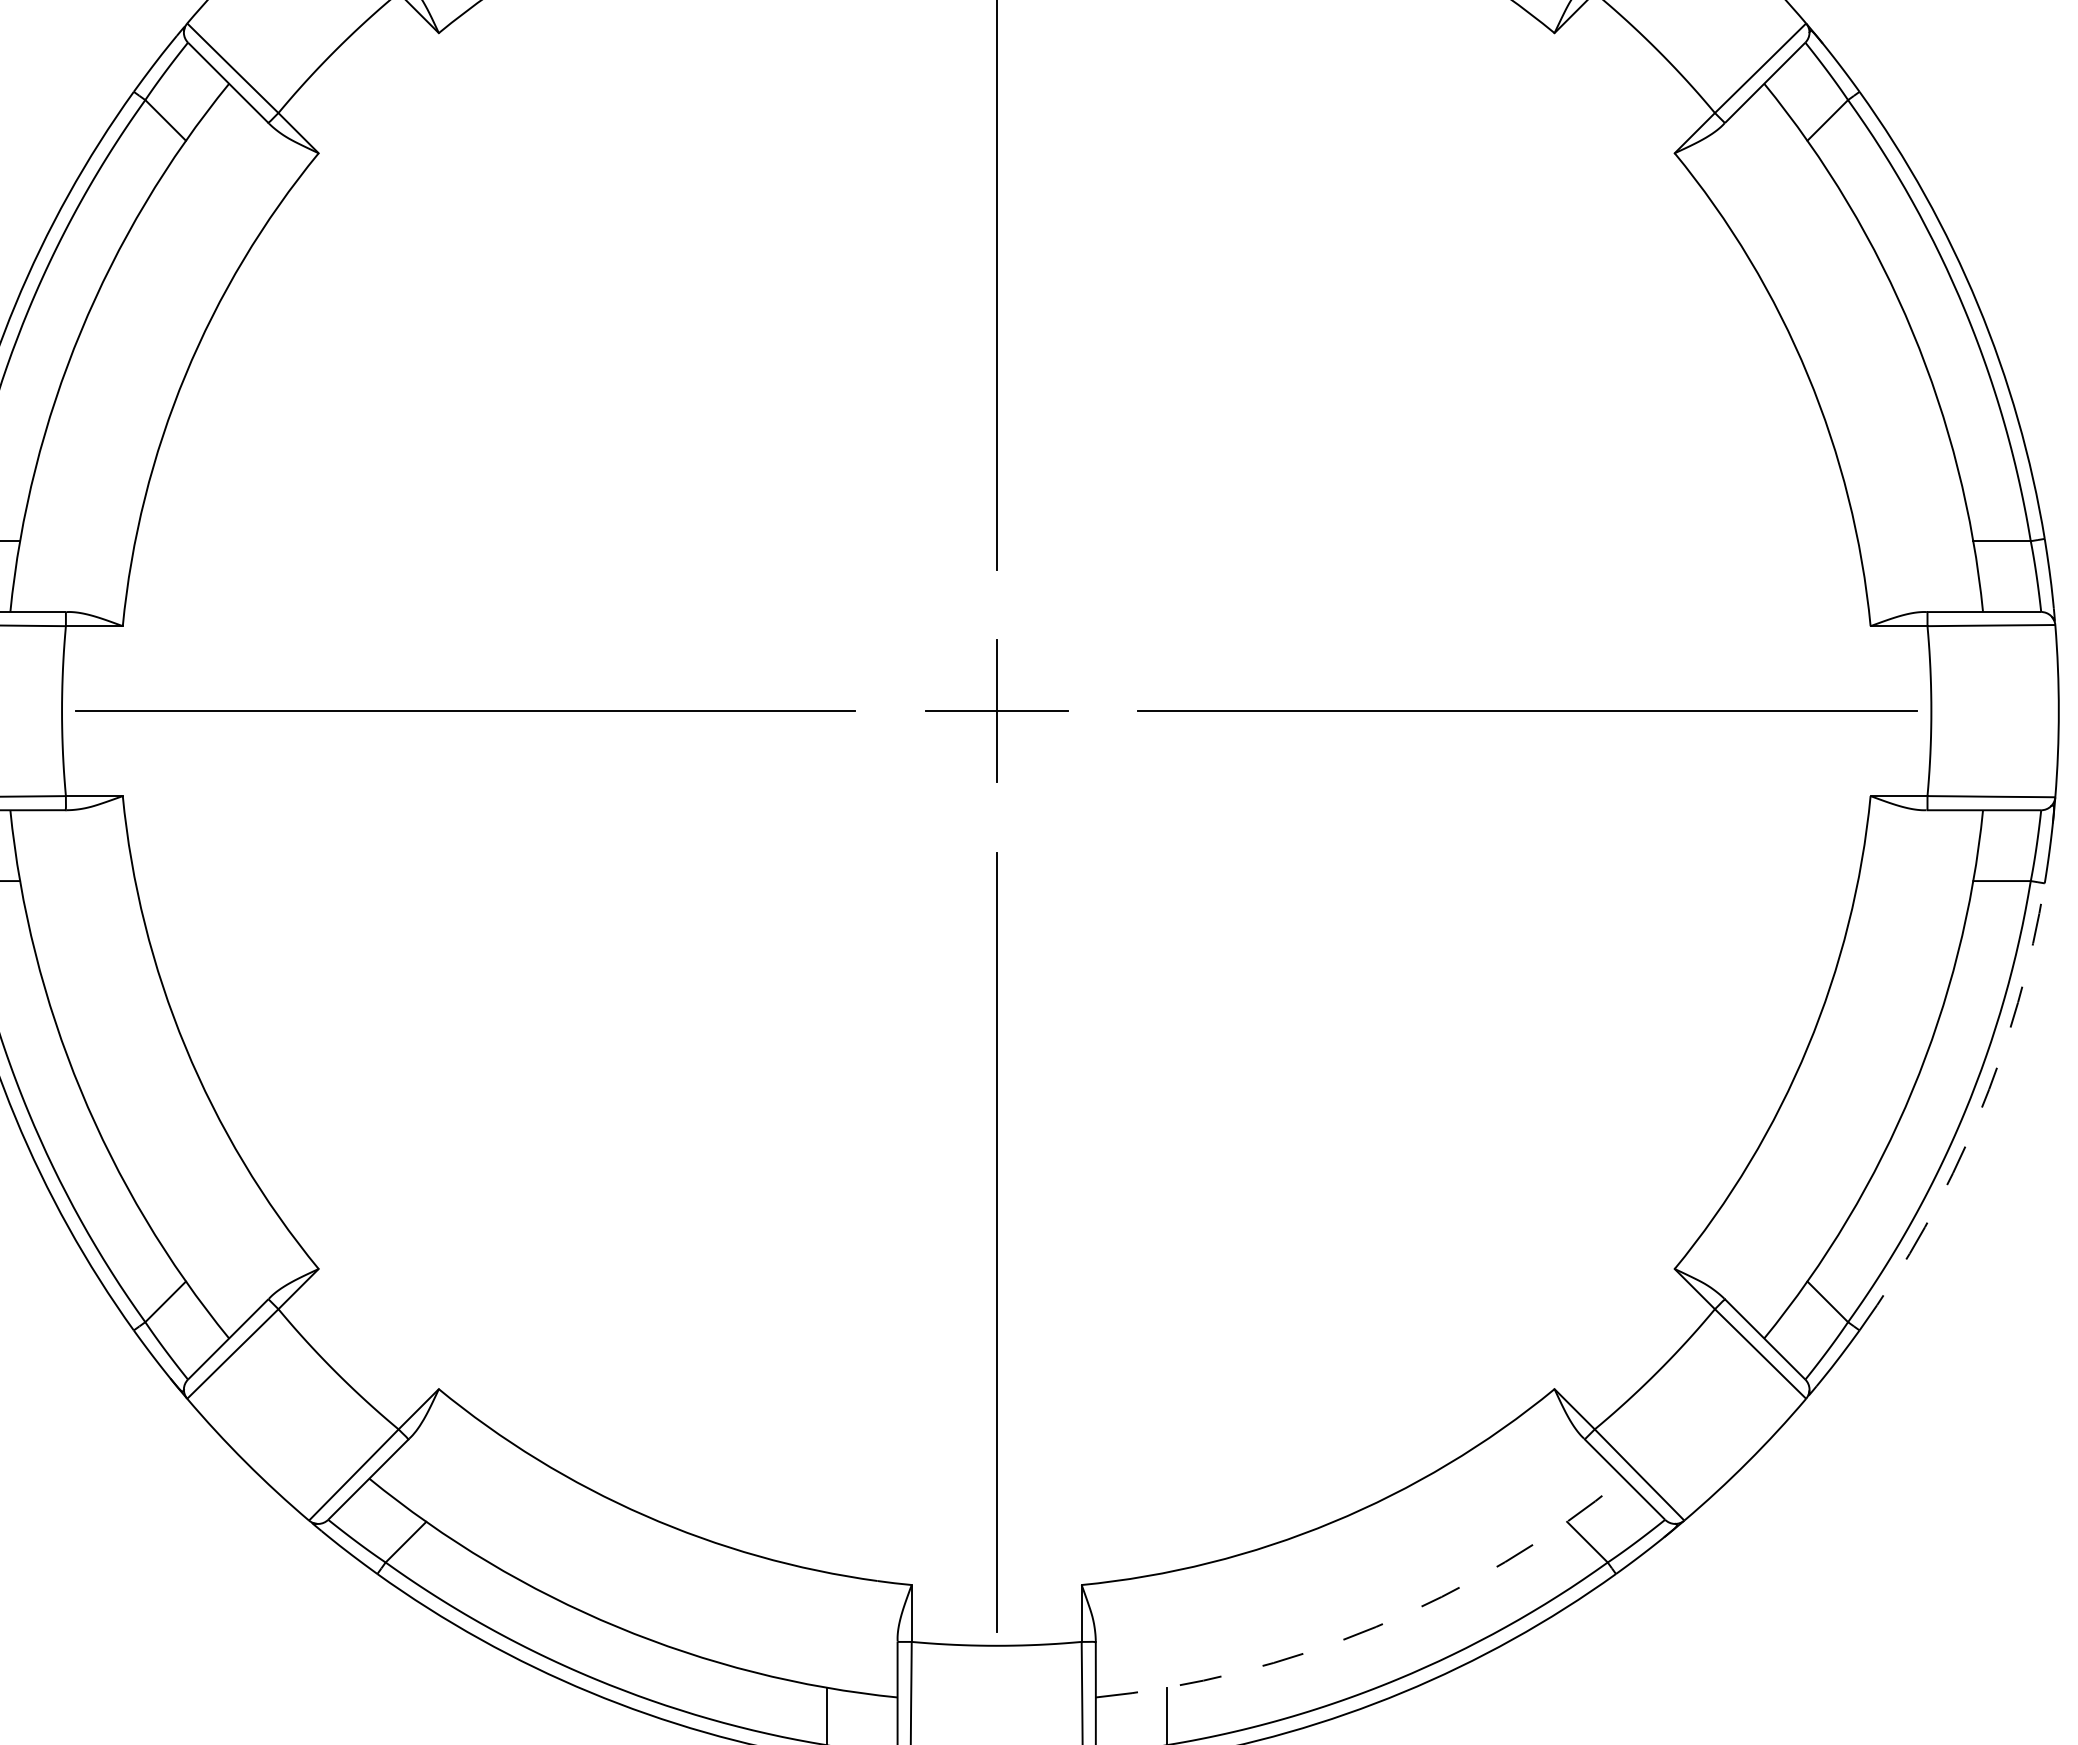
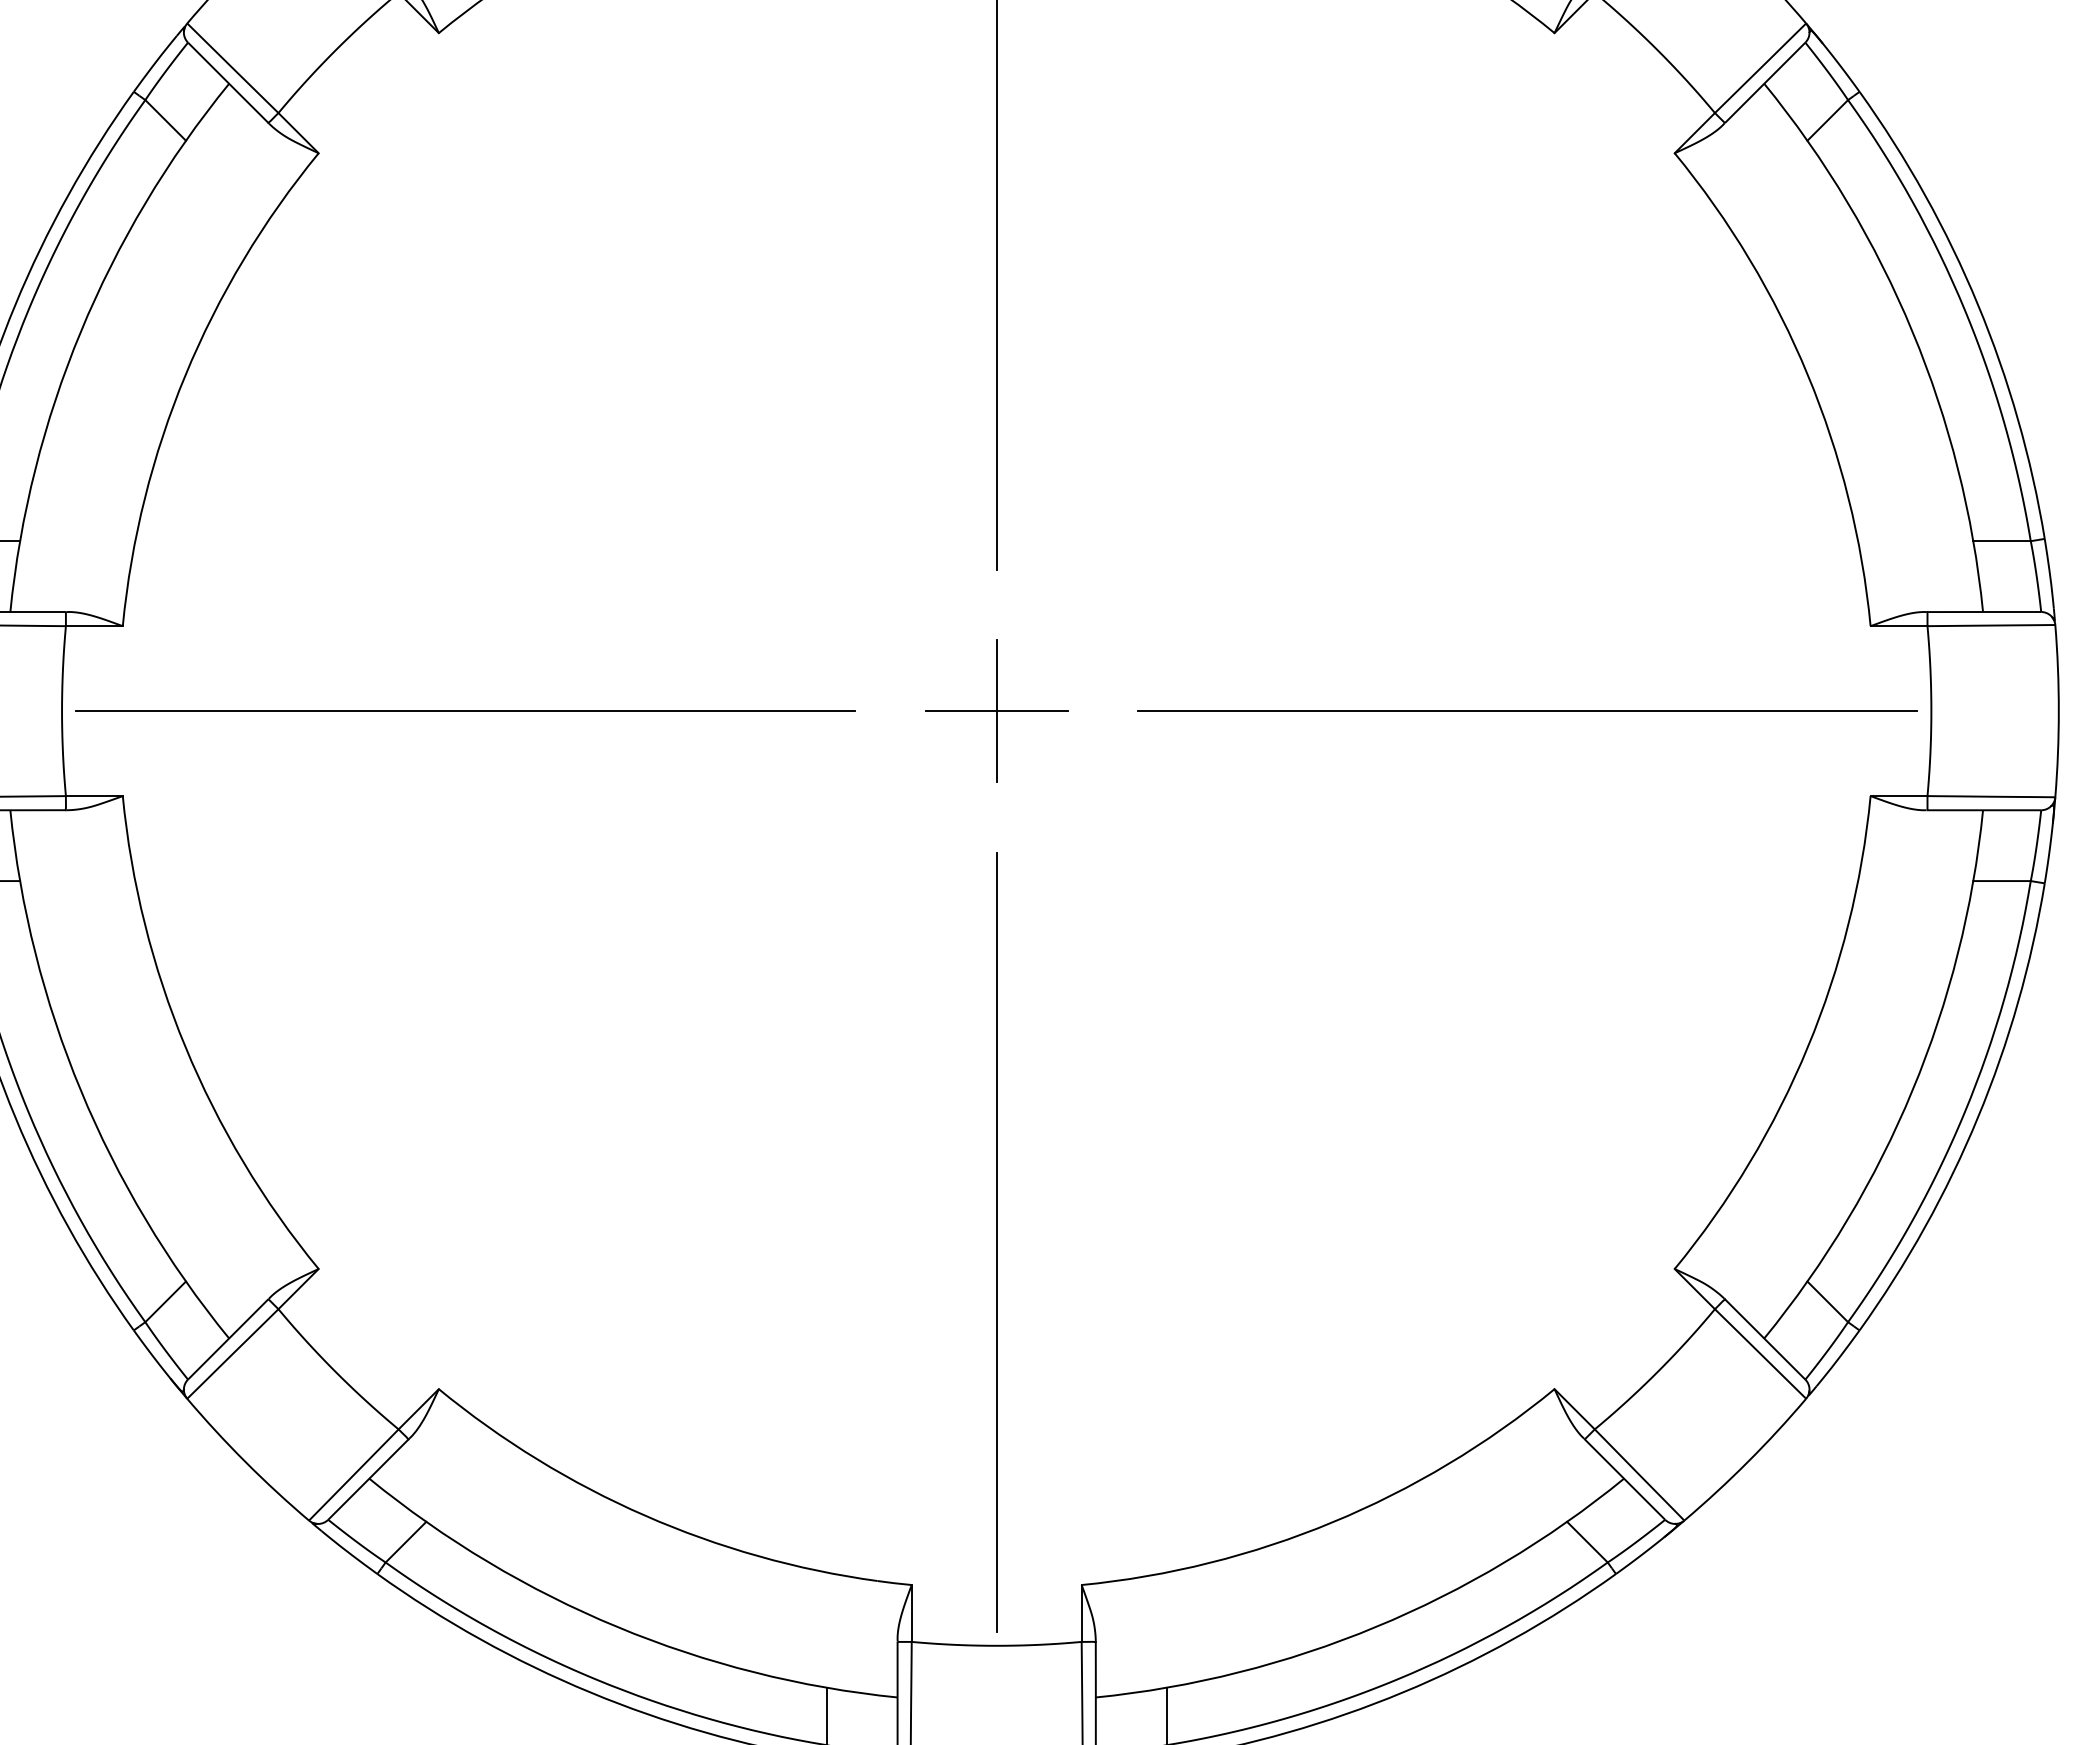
arc: dashed -> solid (1977, 1117)
arc: dashed -> solid (1376, 1626)
